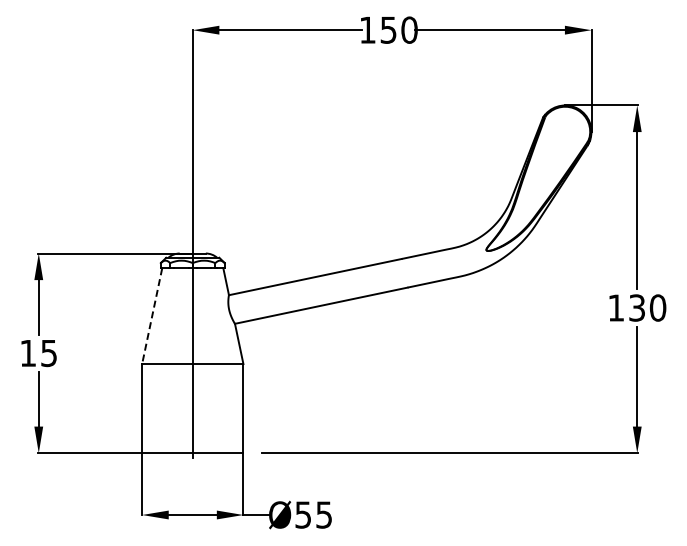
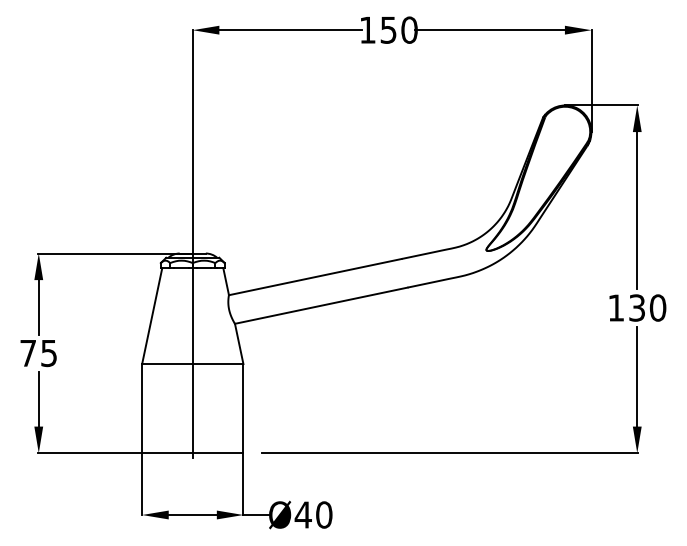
line: dashed -> solid (152, 316)
text: 15 -> 75 (27, 353)
text: Ø55 -> Ø40 (313, 514)
